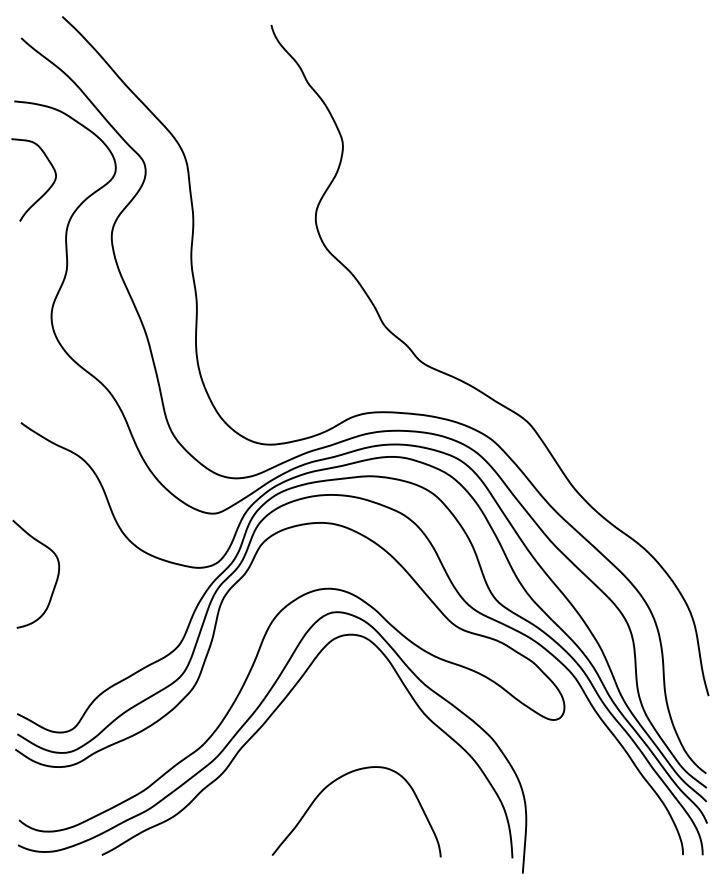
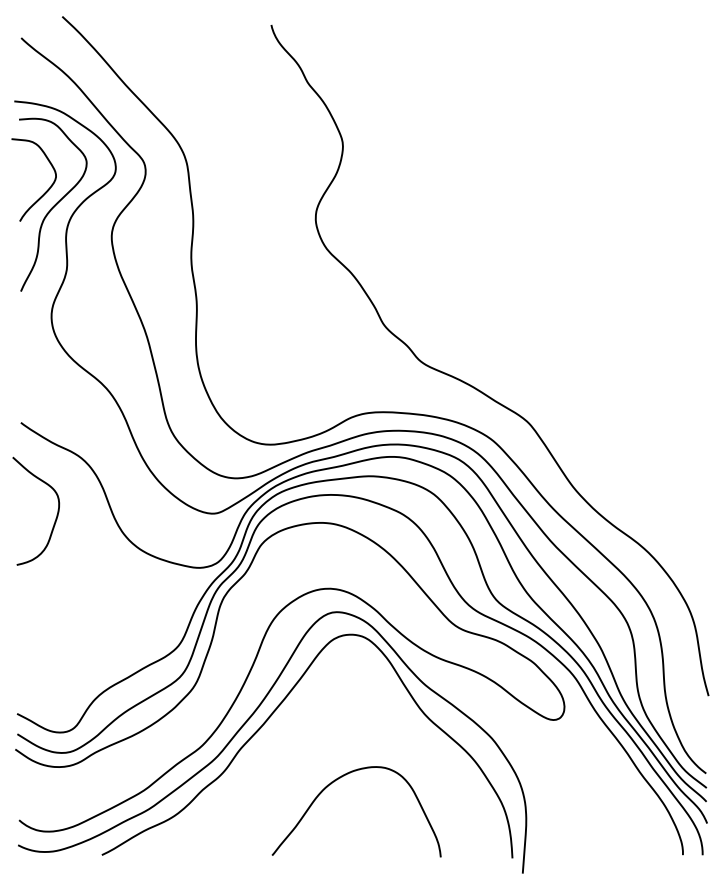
curve: none -> present (54, 204)
curve position: (56, 577) -> (56, 514) (56, 514)
